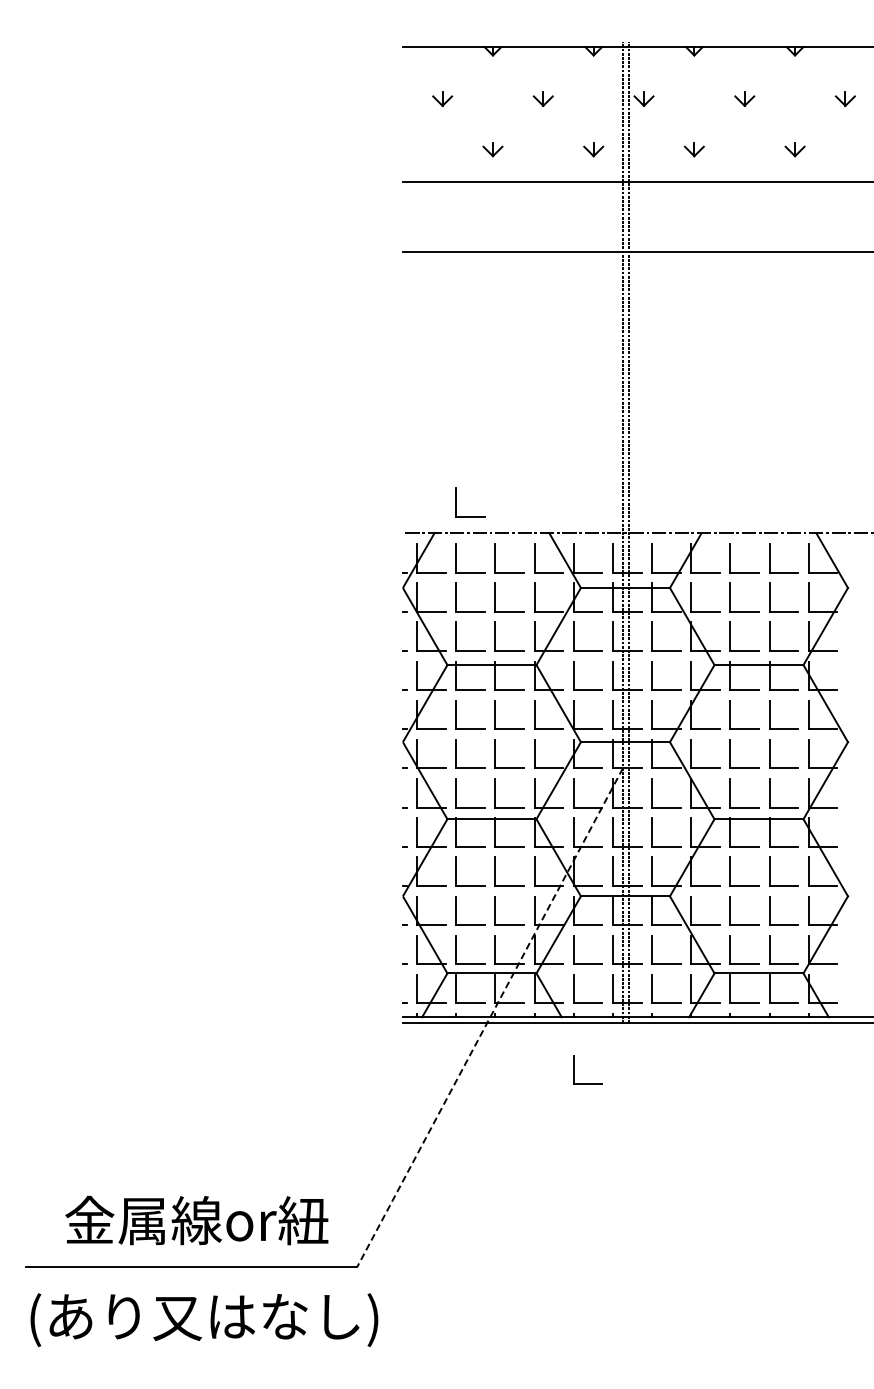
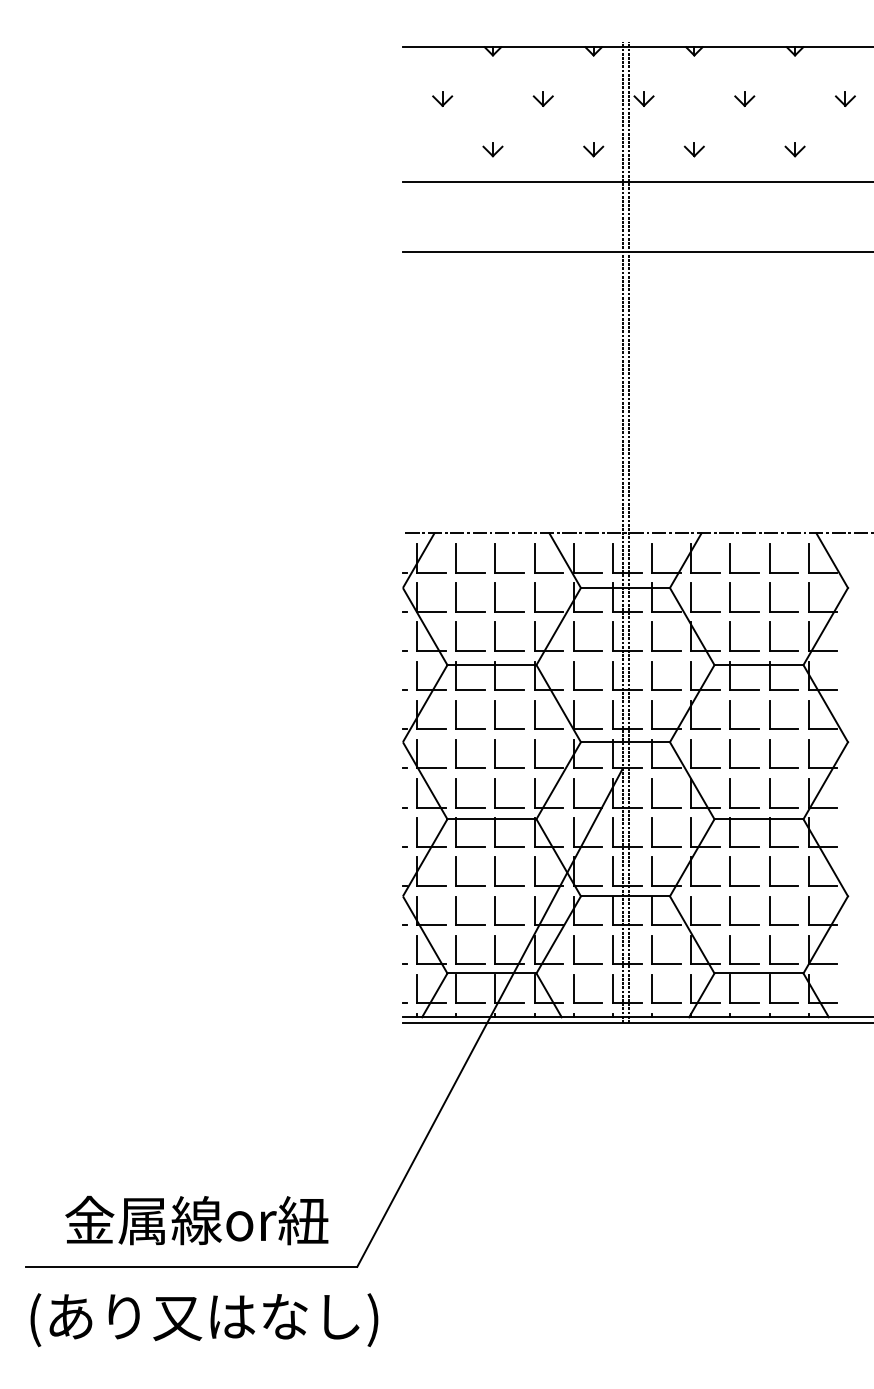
part: present -> none (456, 502)
line: dashed -> solid (489, 1018)
part: present -> none (574, 1069)
